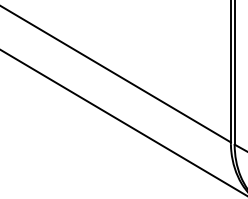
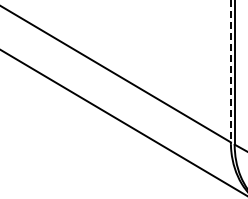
line: solid -> dashed (230, 71)
